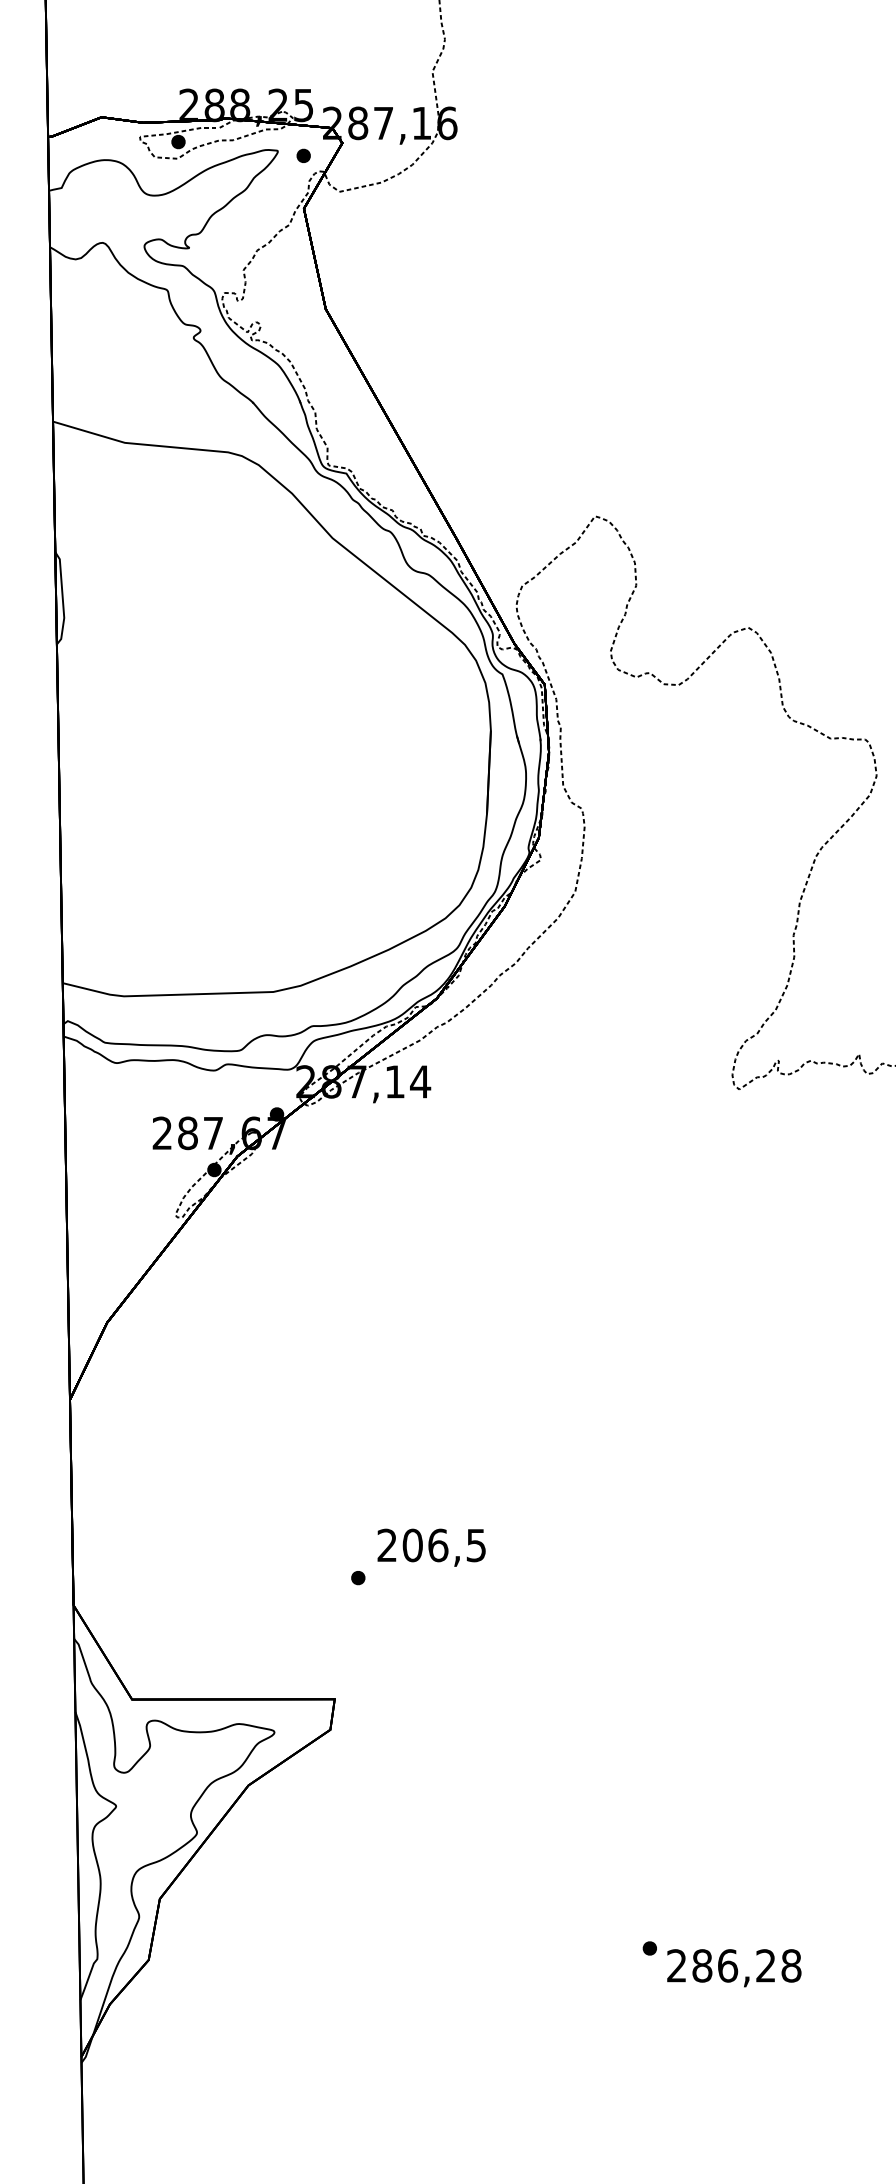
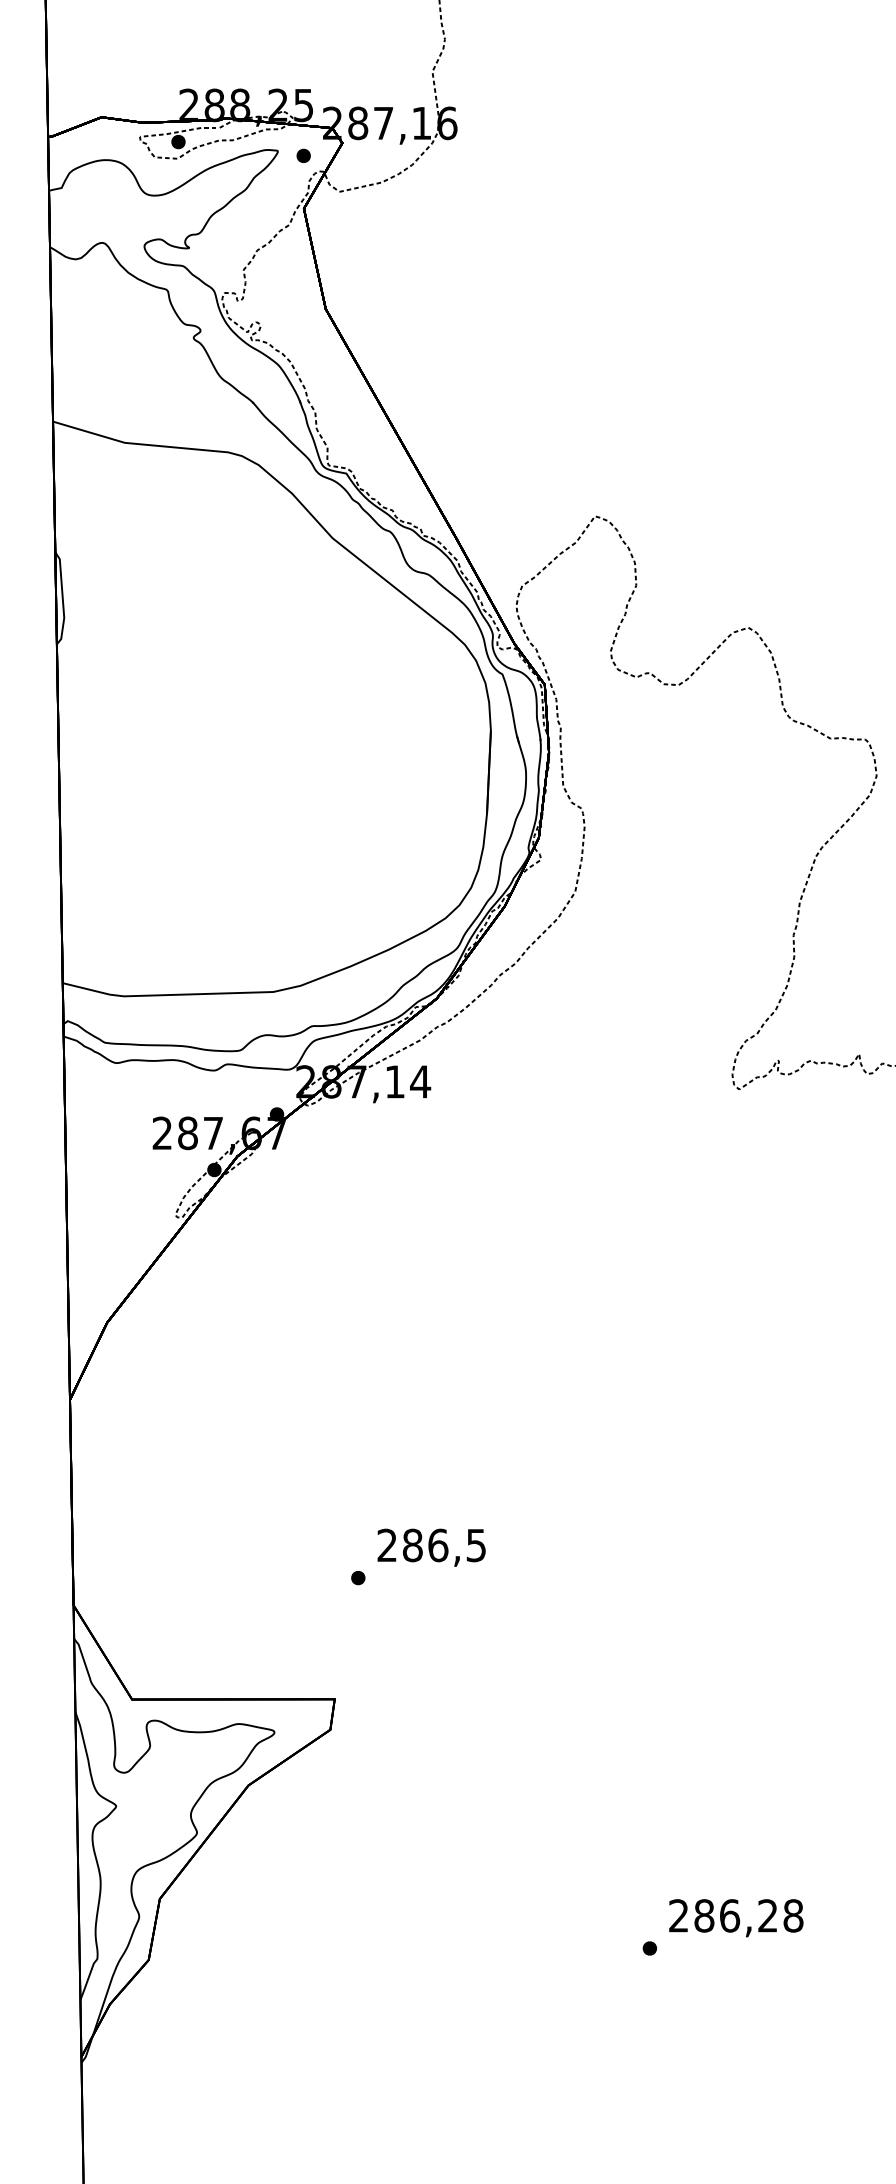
text: 206,5 -> 286,5 (412, 1545)
text position: (734, 1968) -> (736, 1918) (736, 1918)
